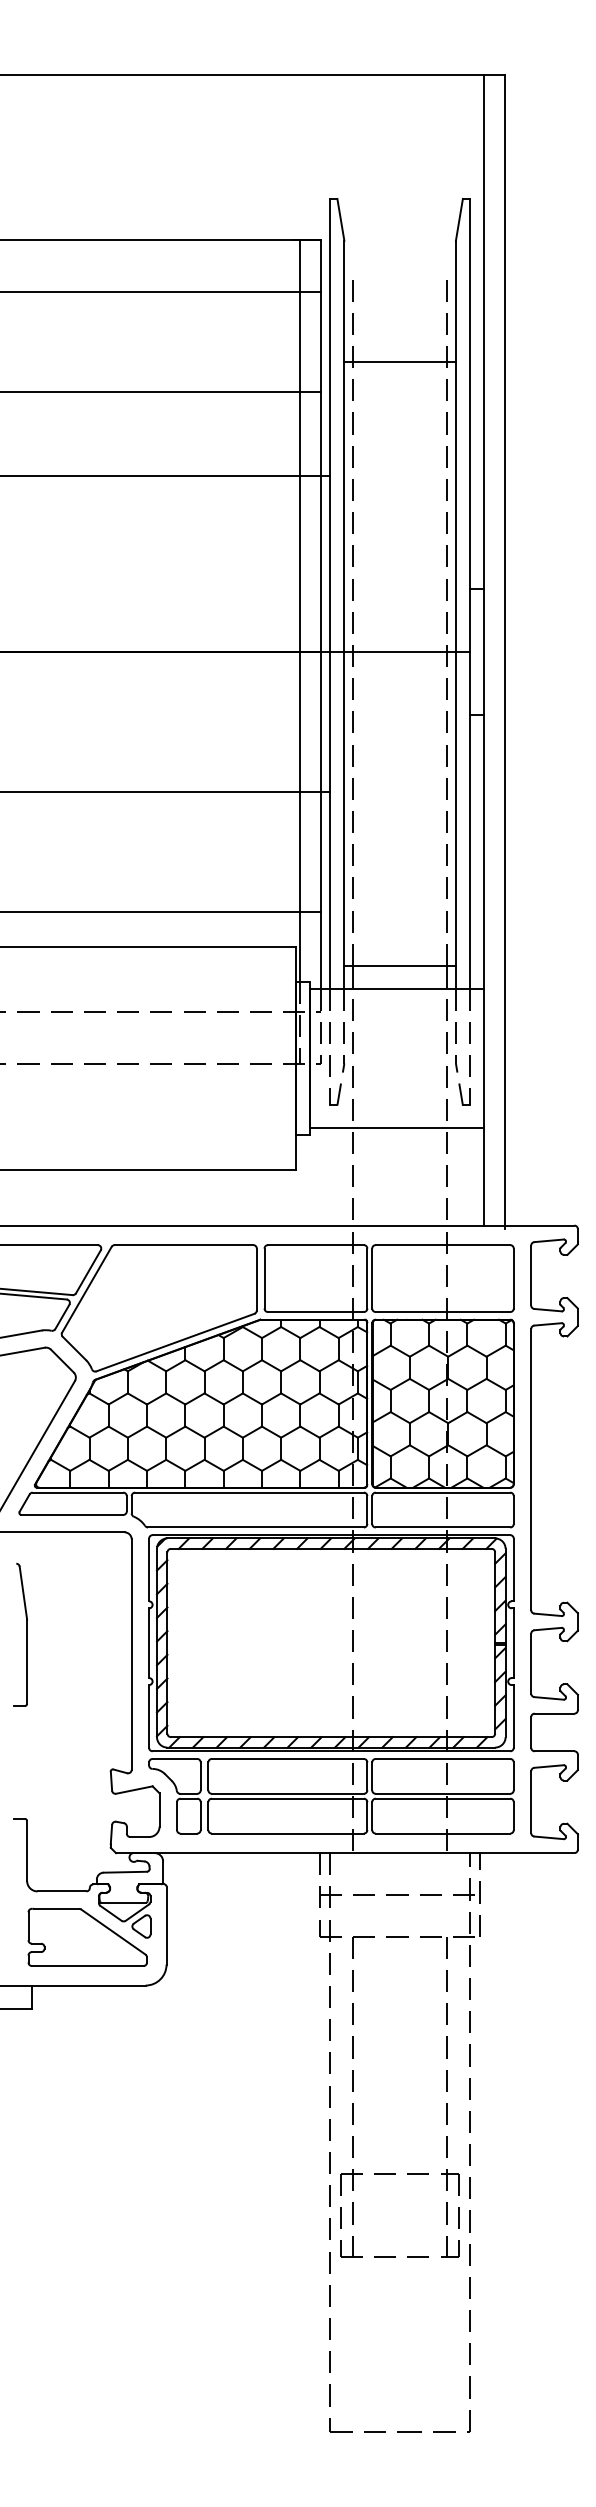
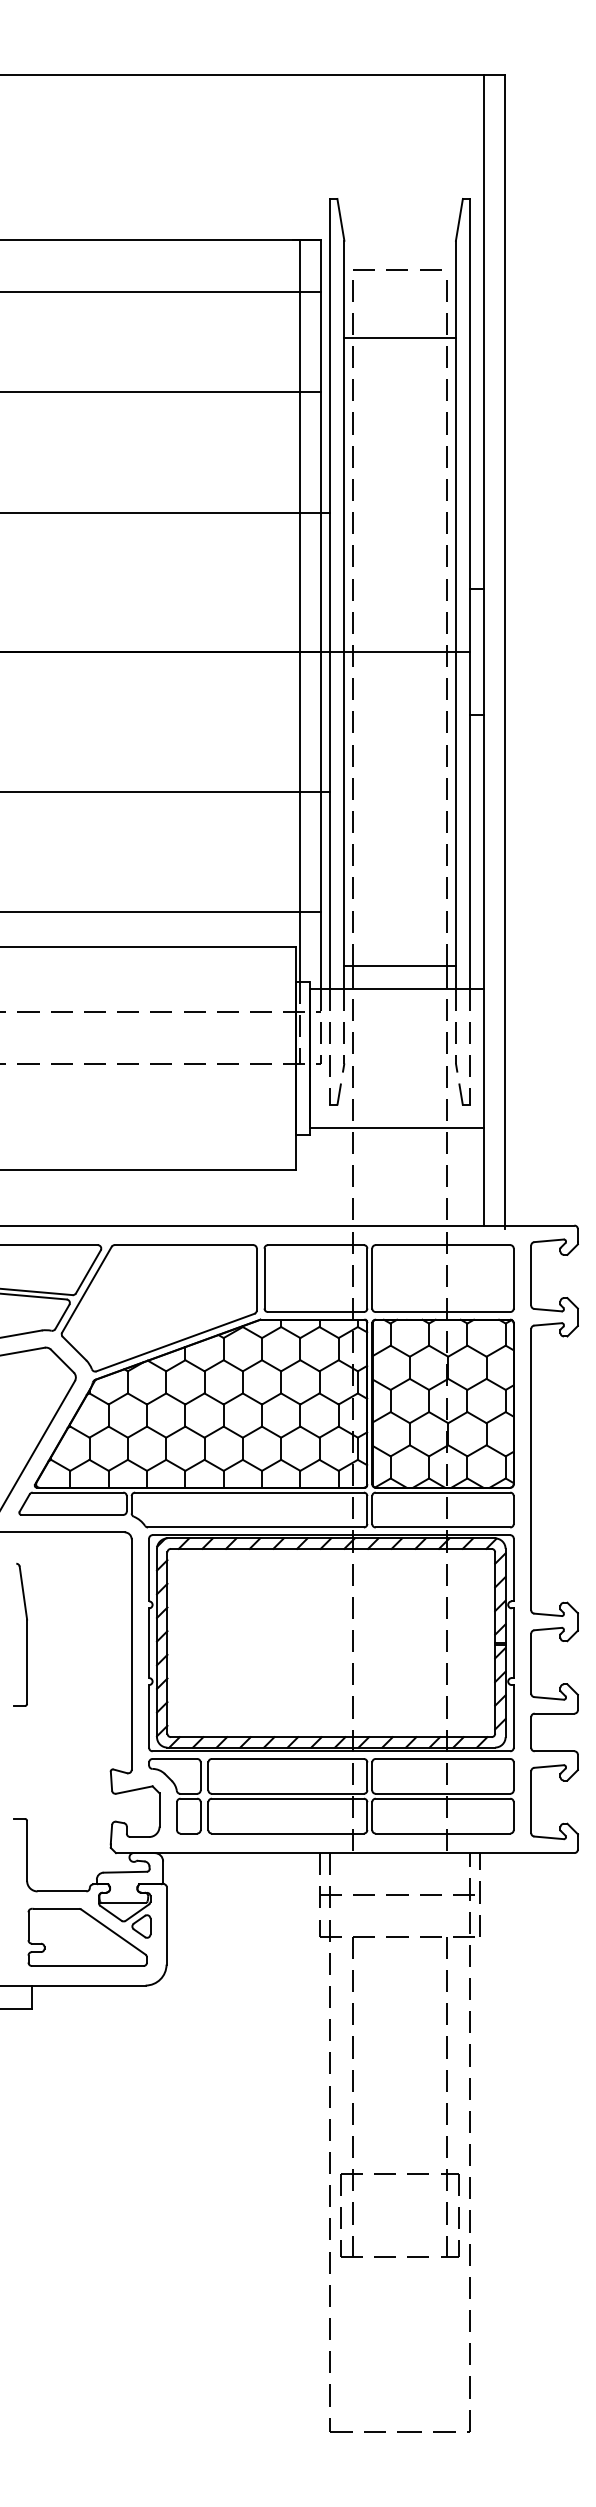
line: none -> present (397, 269)
line position: (399, 362) -> (399, 338) (399, 338)
line position: (166, 475) -> (166, 512) (166, 512)
